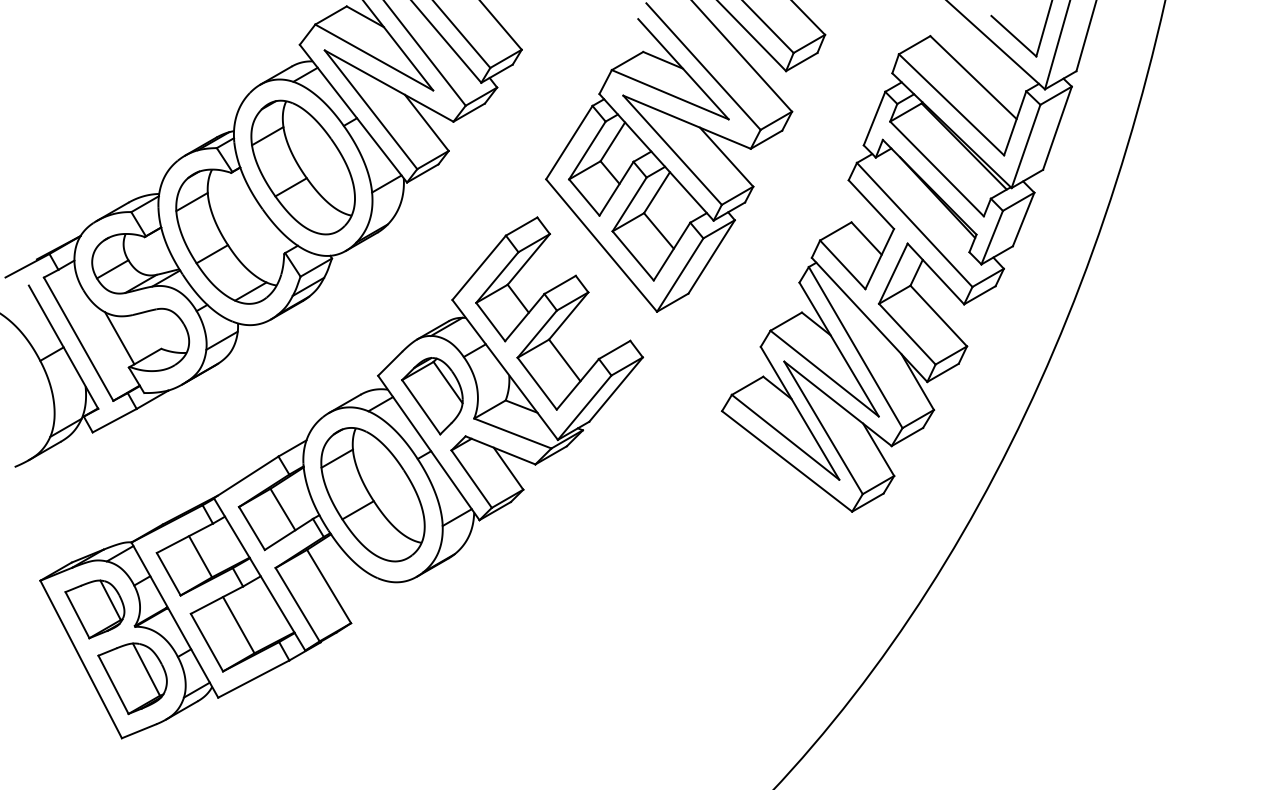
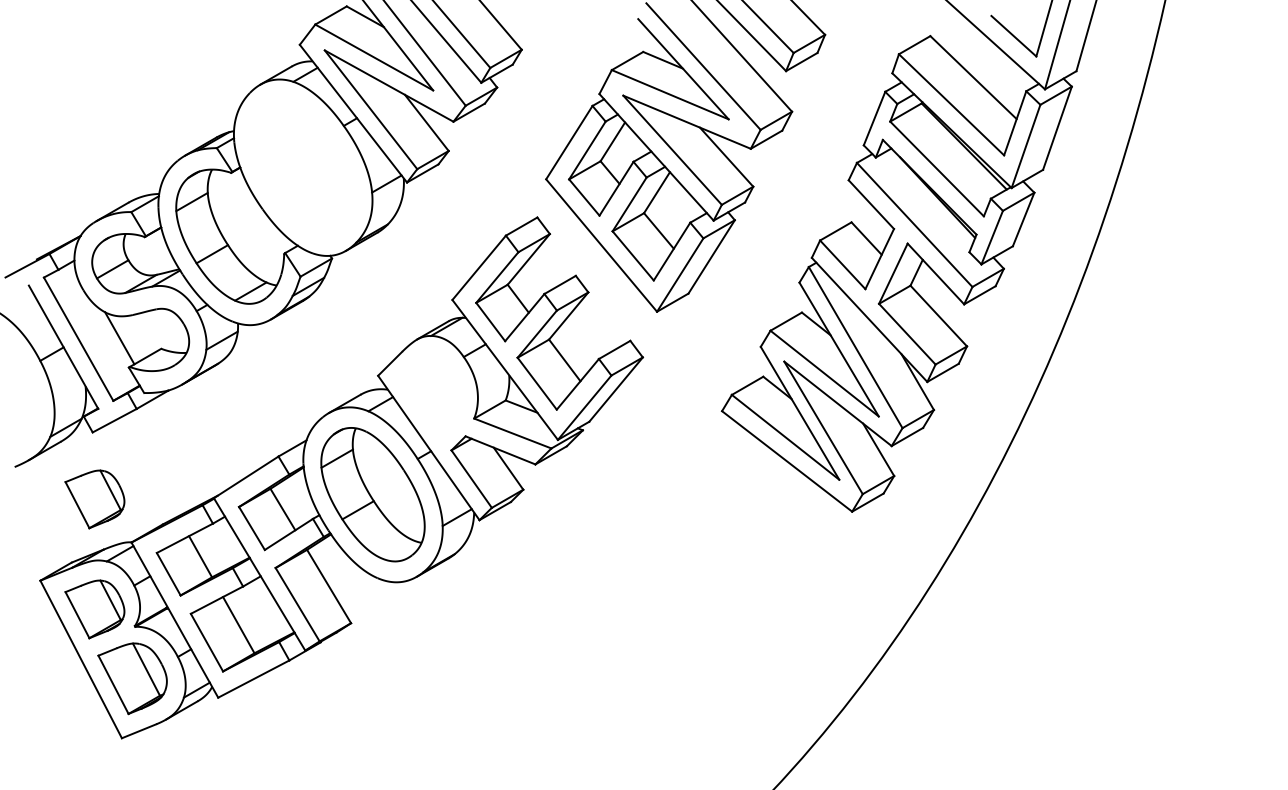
part: present -> none (302, 167)
part: present -> none (432, 396)
part: none -> present (94, 499)
